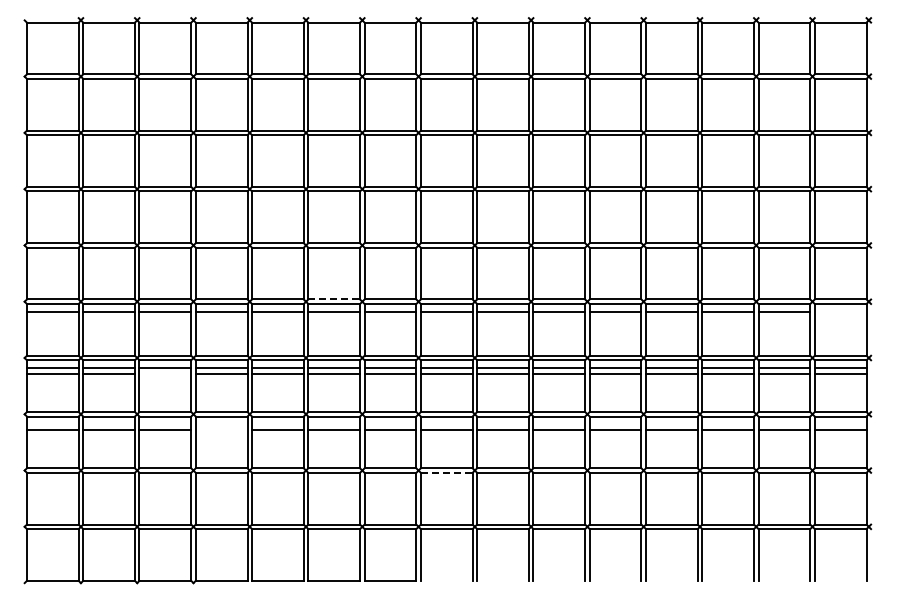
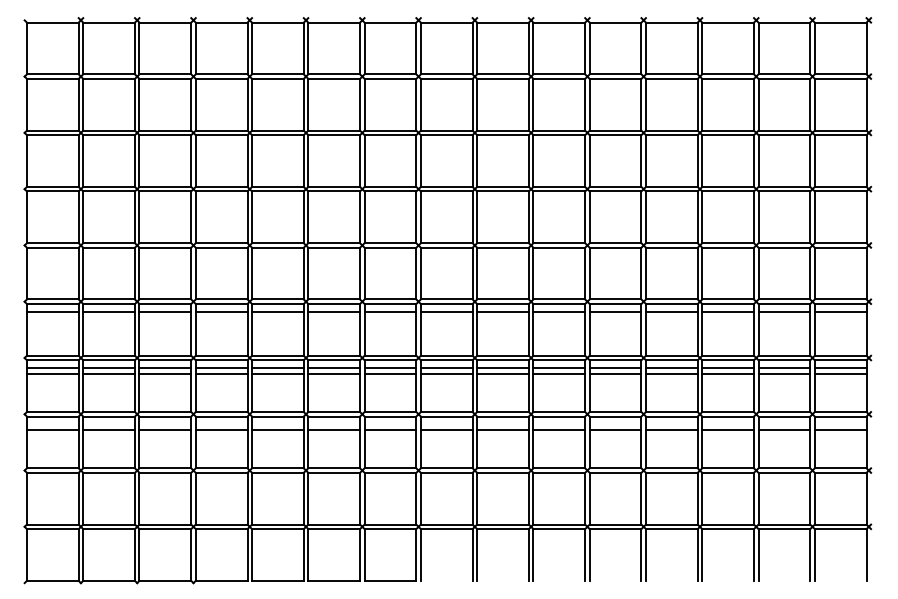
line: dashed -> solid (334, 299)
line: none -> present (840, 312)
line: none -> present (165, 374)
line: none -> present (221, 430)
line: dashed -> solid (446, 472)
